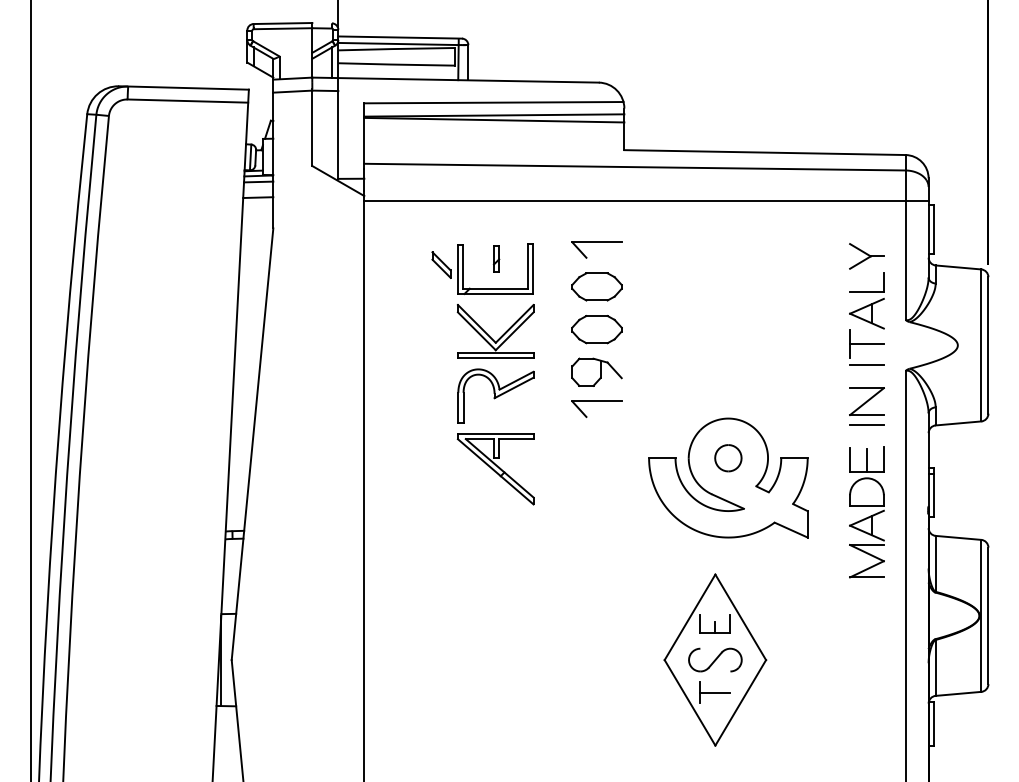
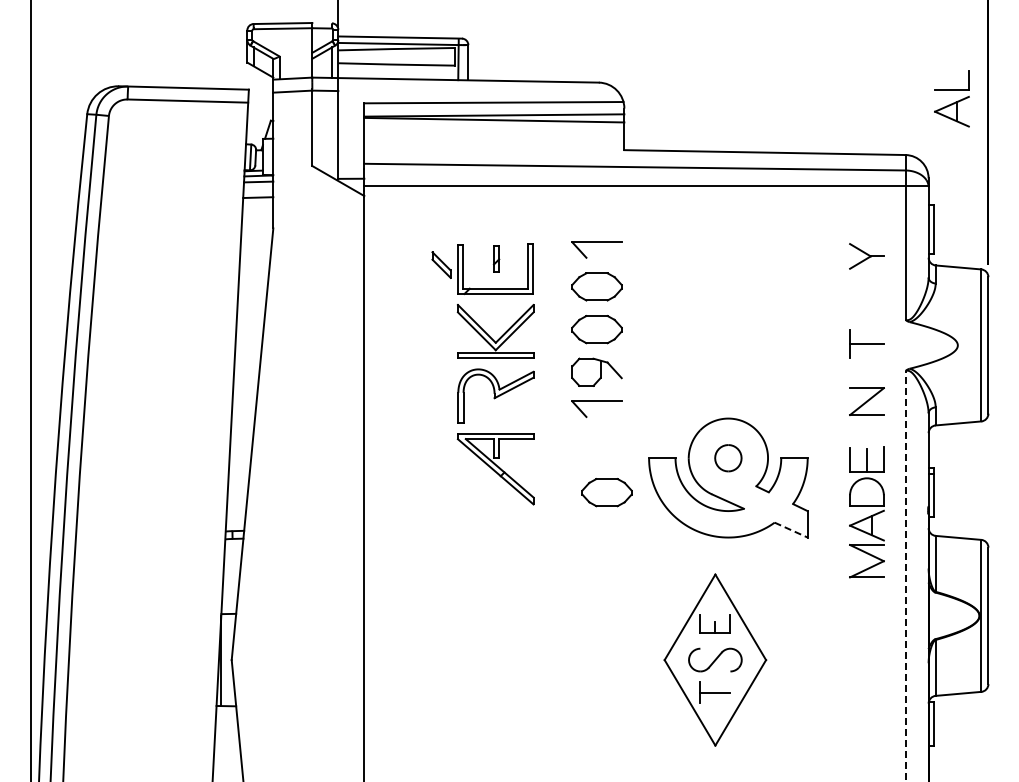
line position: (646, 200) -> (646, 185) (646, 185)
part position: (866, 300) -> (951, 98) (951, 98)
line: present -> none (866, 364)
line: present -> none (866, 425)
part: none -> present (606, 492)
line: solid -> dashed (791, 530)
line: solid -> dashed (905, 575)
